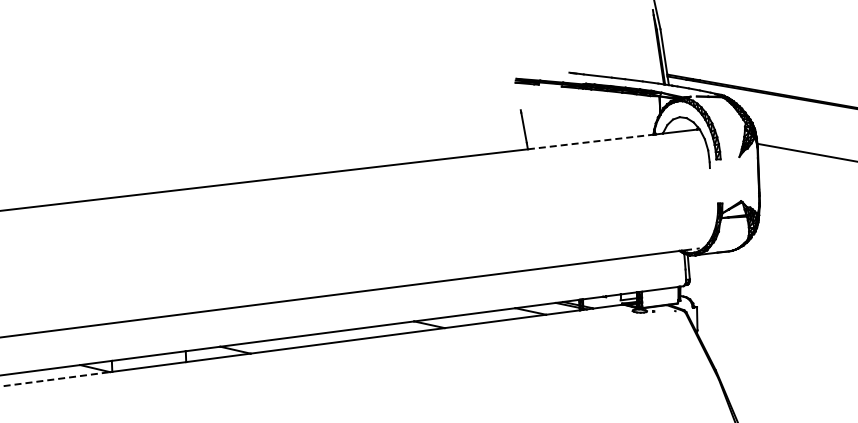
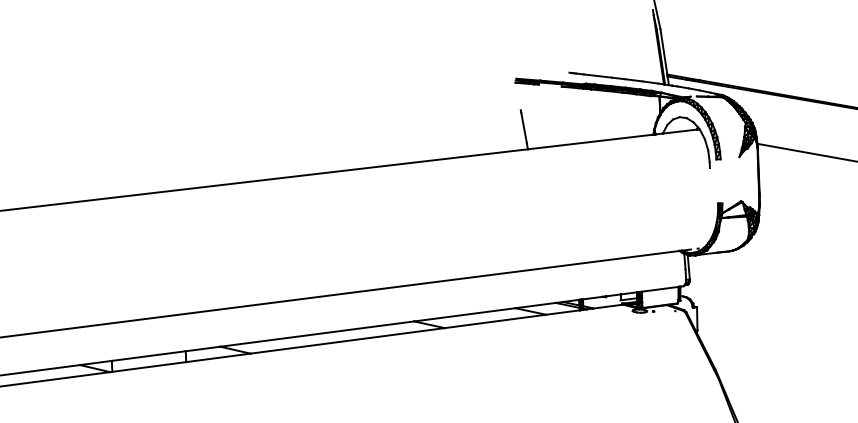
line: dashed -> solid (591, 141)
line: dashed -> solid (55, 379)
